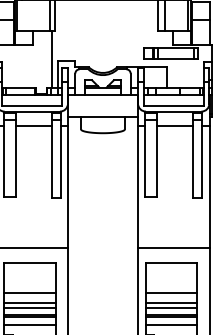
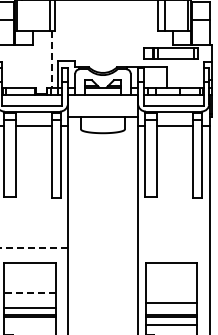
line: solid -> dashed (51, 59)
line: solid -> dashed (33, 248)
line: present -> none (173, 248)
line: solid -> dashed (29, 293)
line: present -> none (171, 293)
line: present -> none (29, 303)
line: present -> none (171, 308)
line: present -> none (29, 324)
